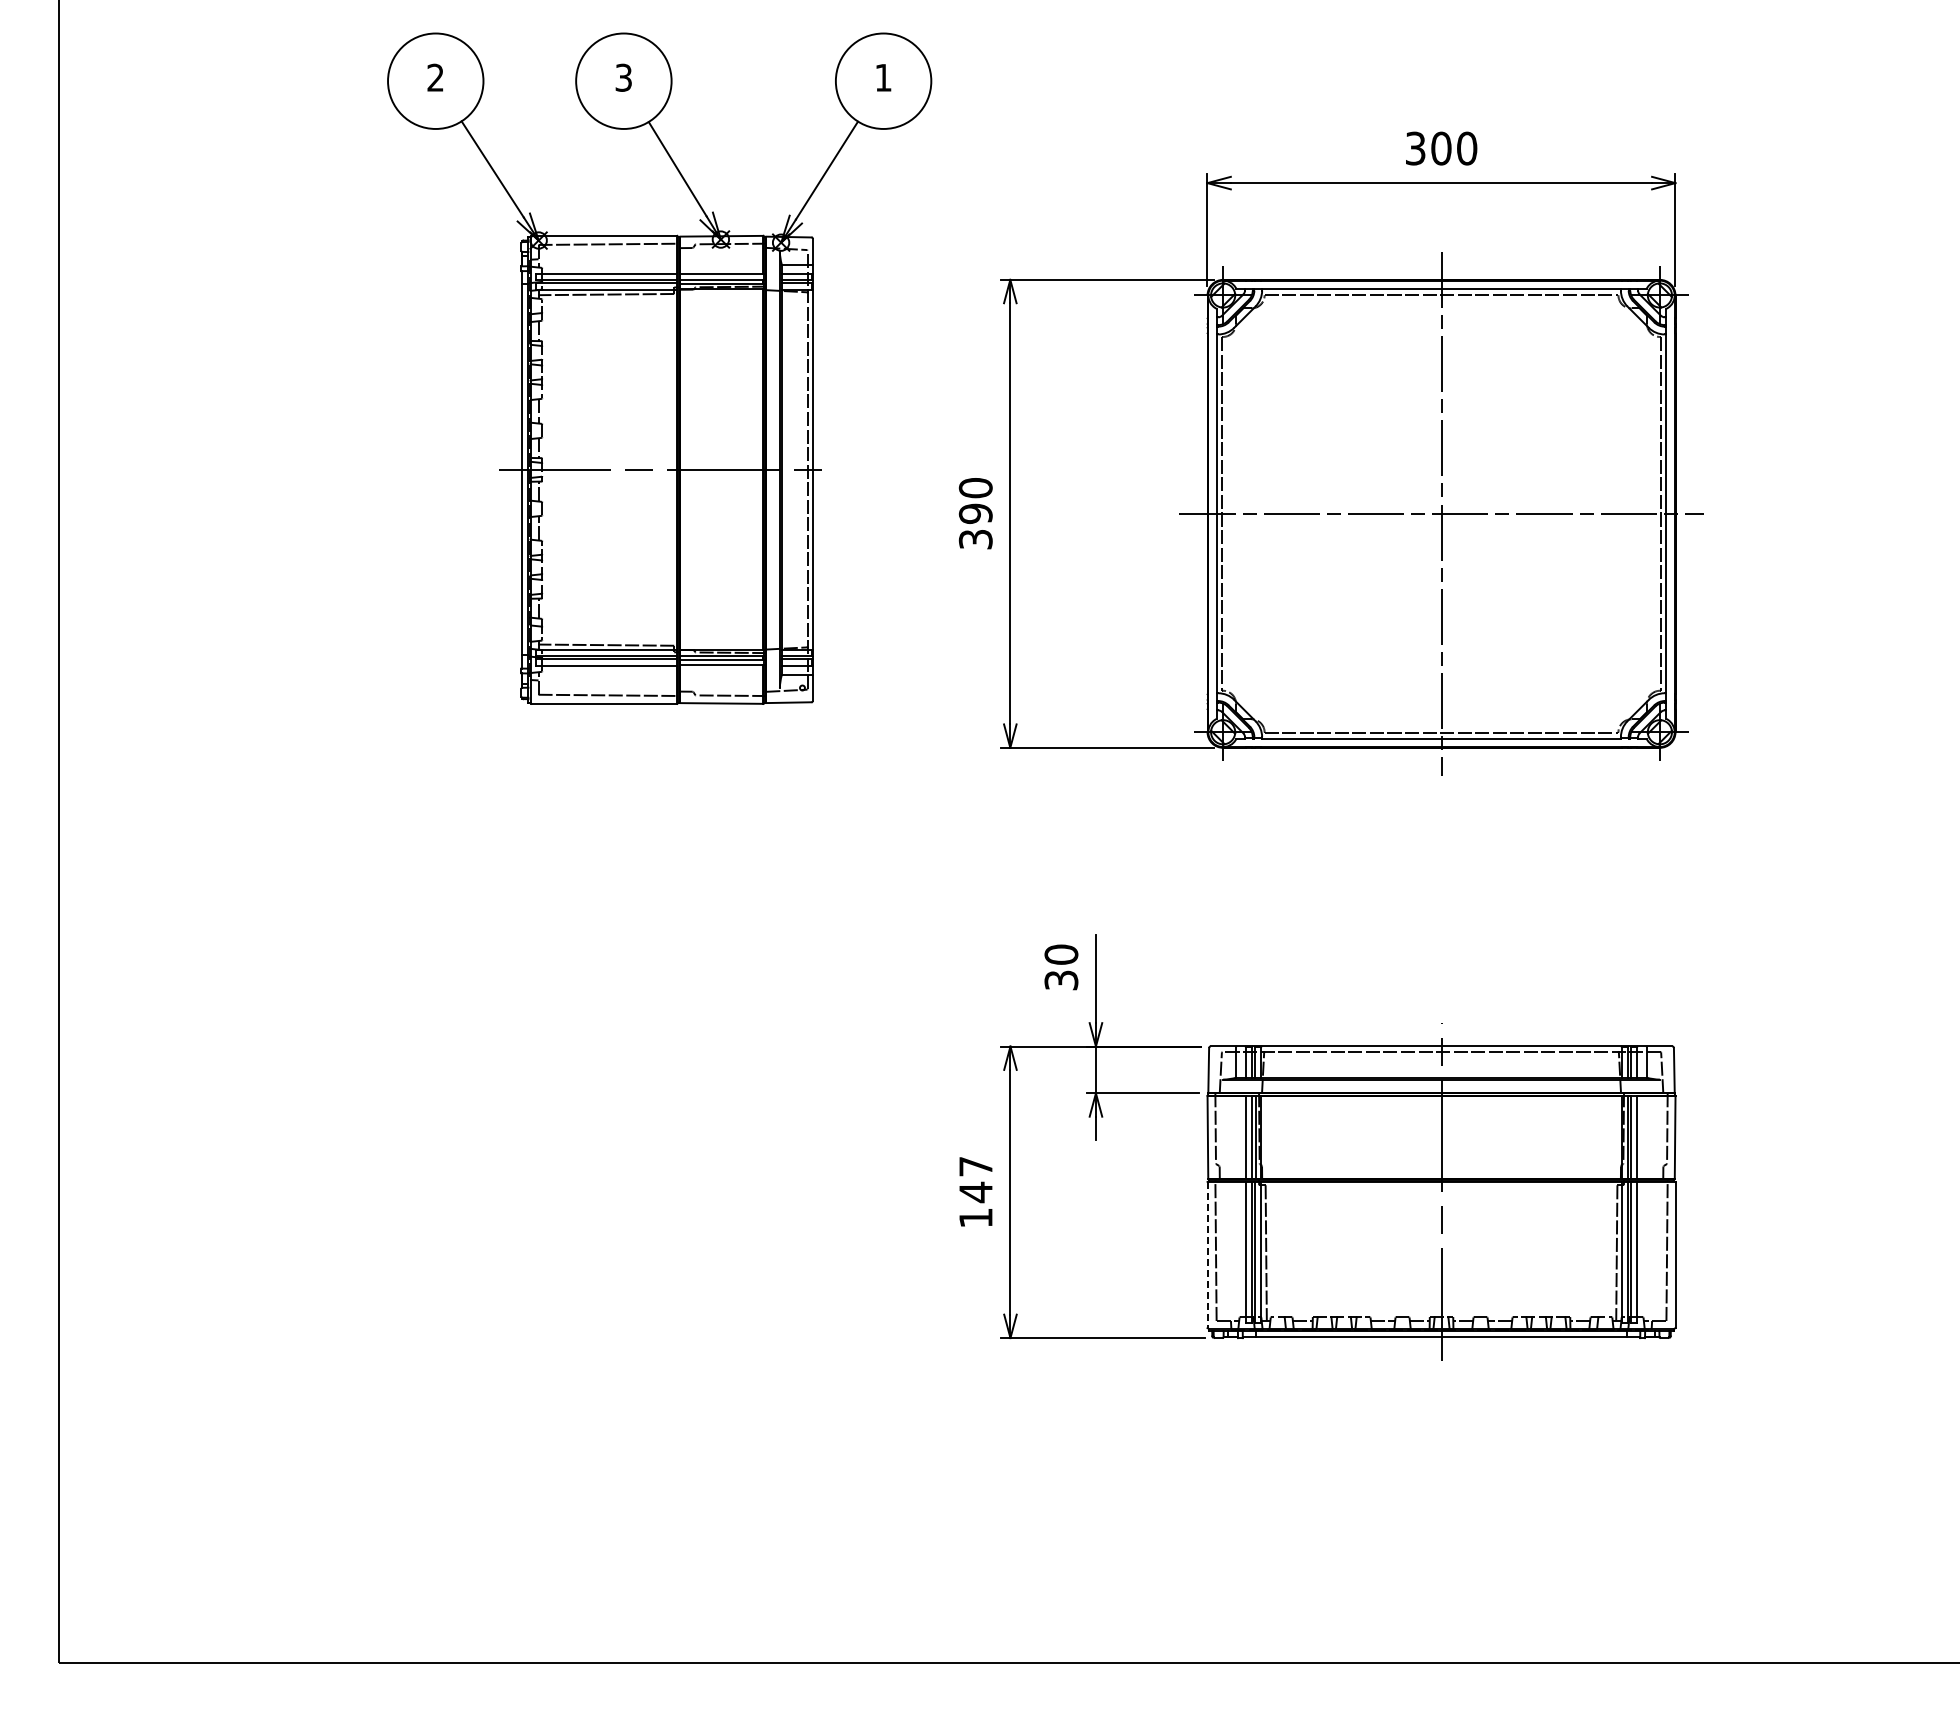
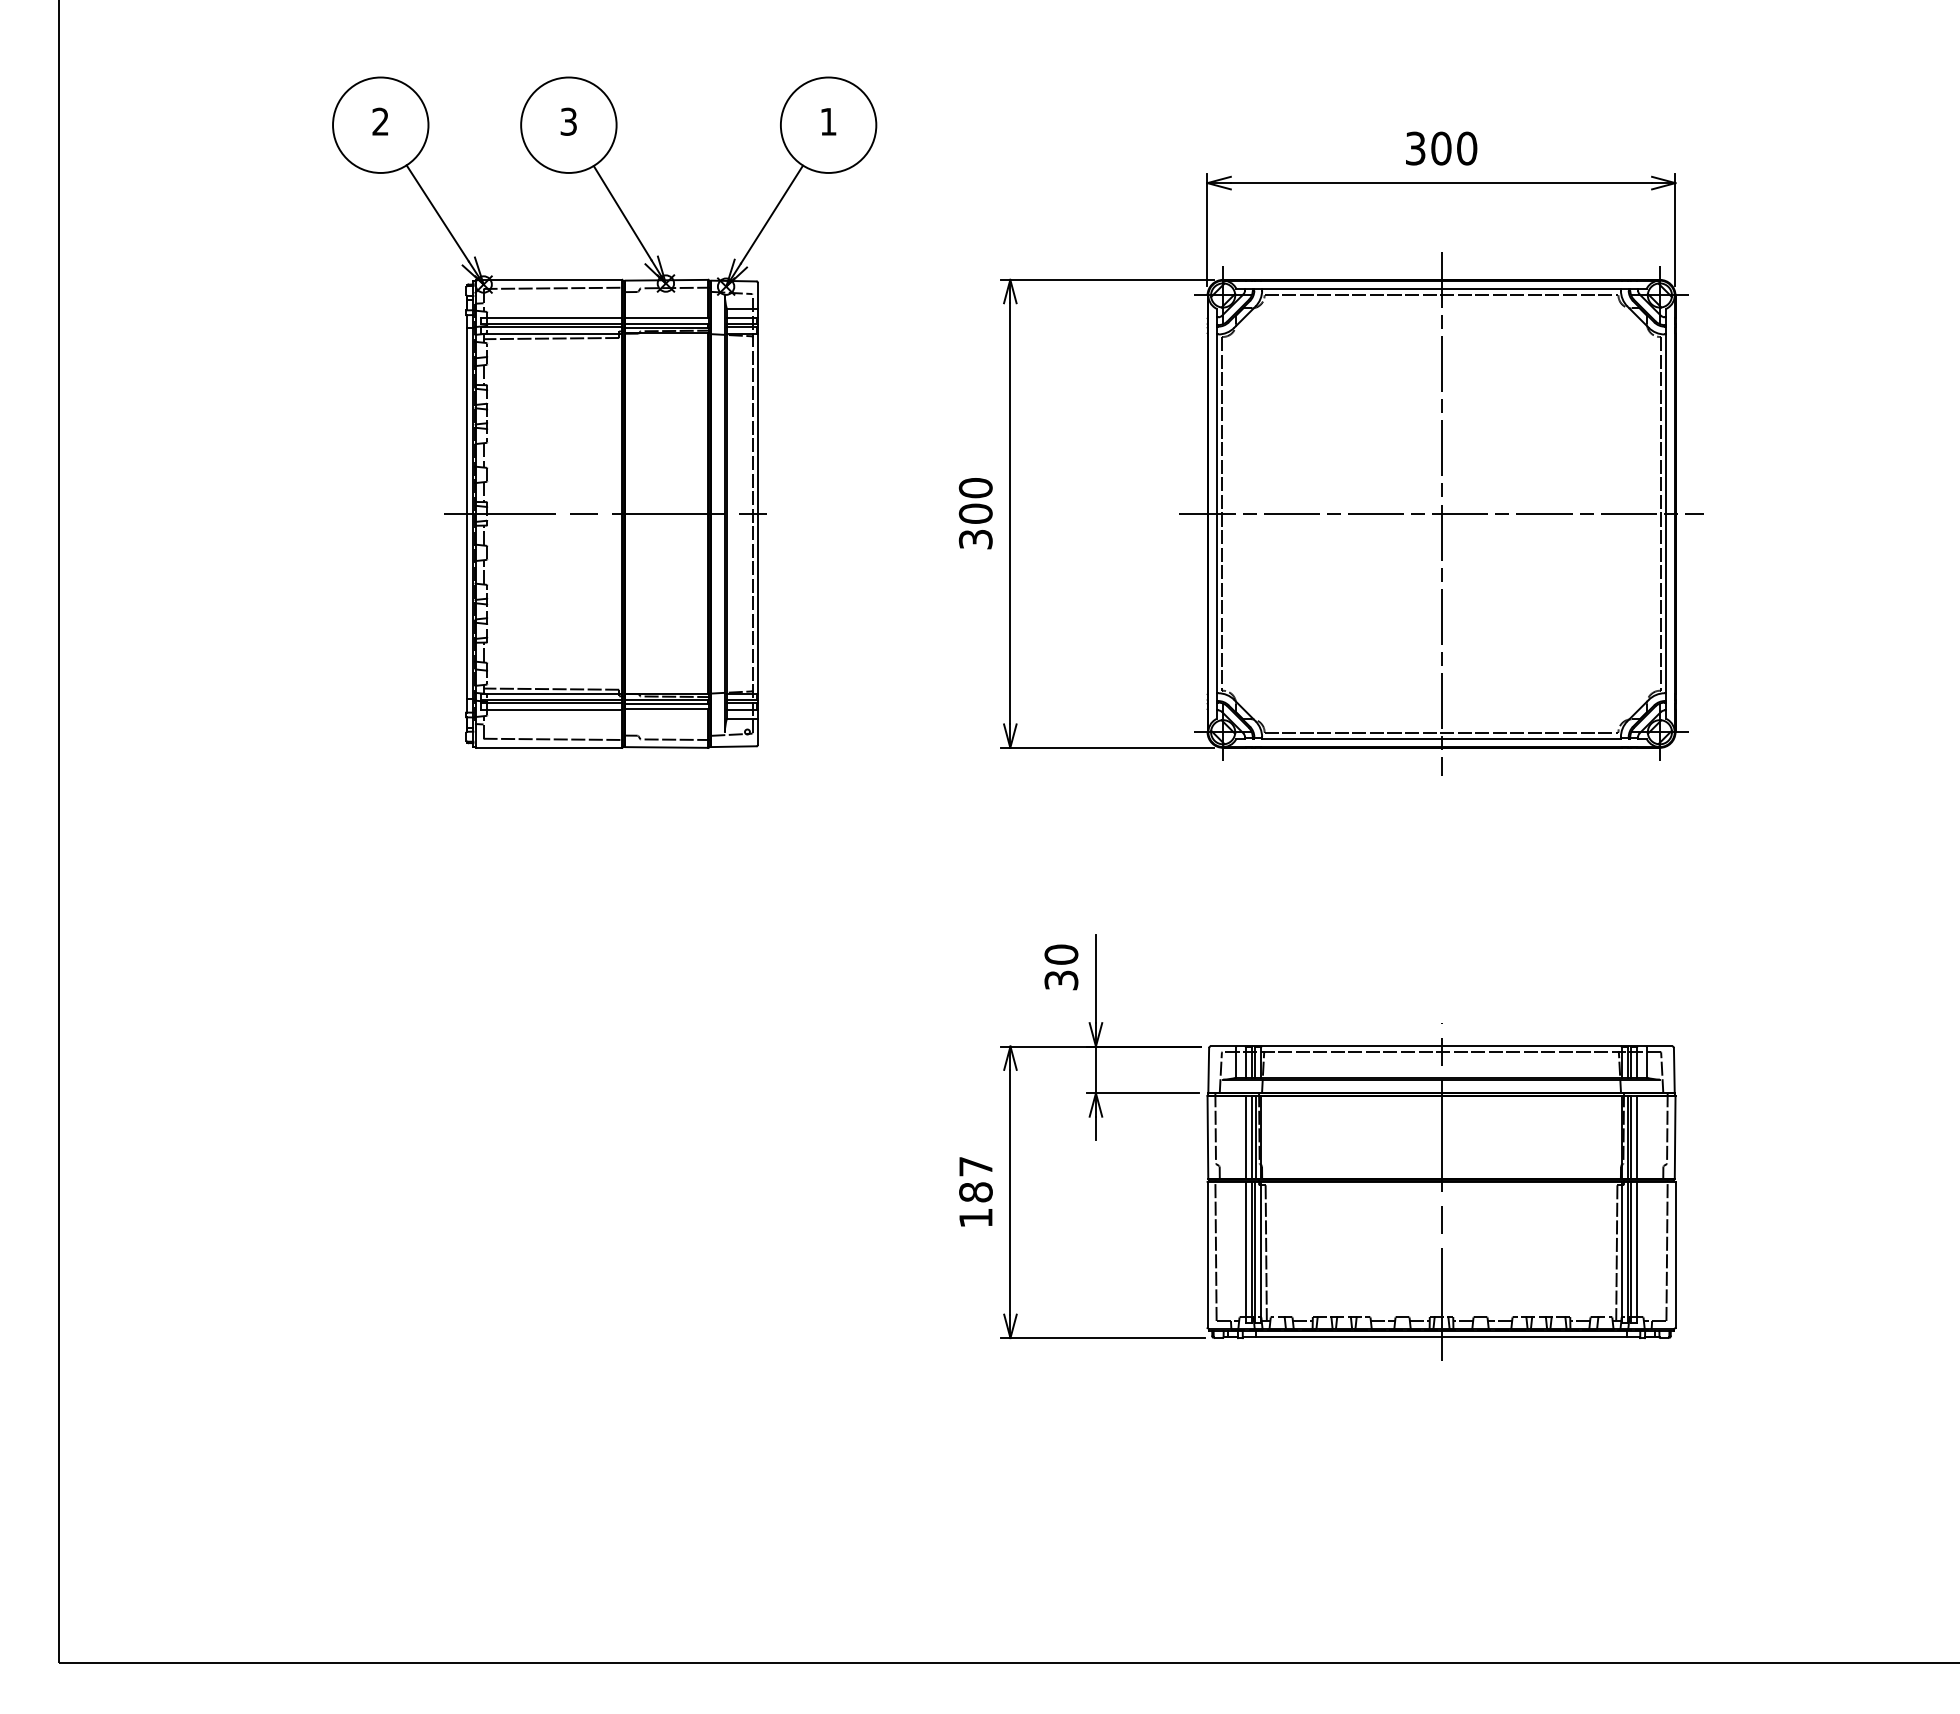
part position: (659, 368) -> (604, 412) (604, 412)
text: 390 -> 300 (975, 513)
text: 147 -> 187 (975, 1192)
line: dashed -> solid (1207, 1255)
